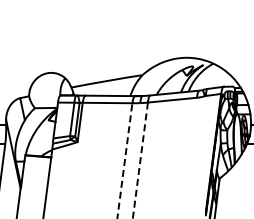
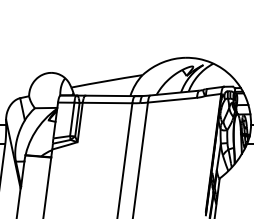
line: dashed -> solid (124, 160)
line: dashed -> solid (140, 160)
